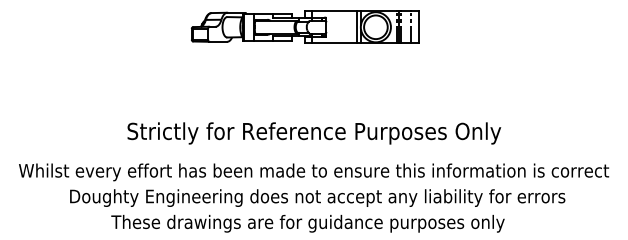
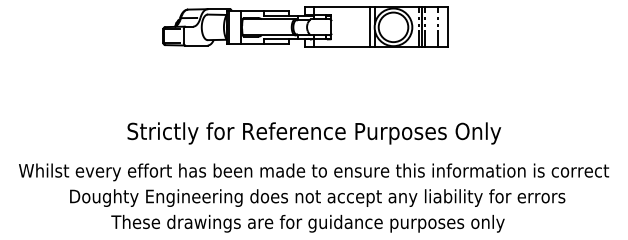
part size: 230x34 px -> 287x42 px (305, 26)
